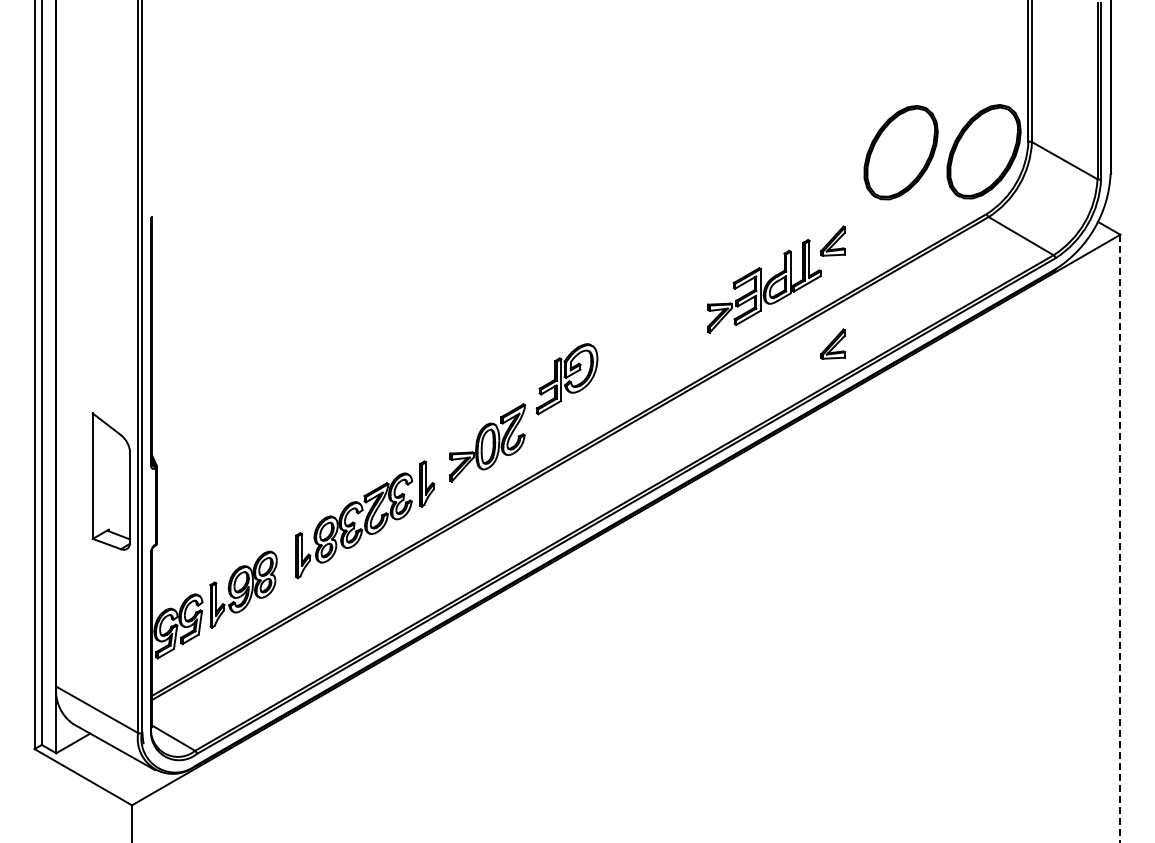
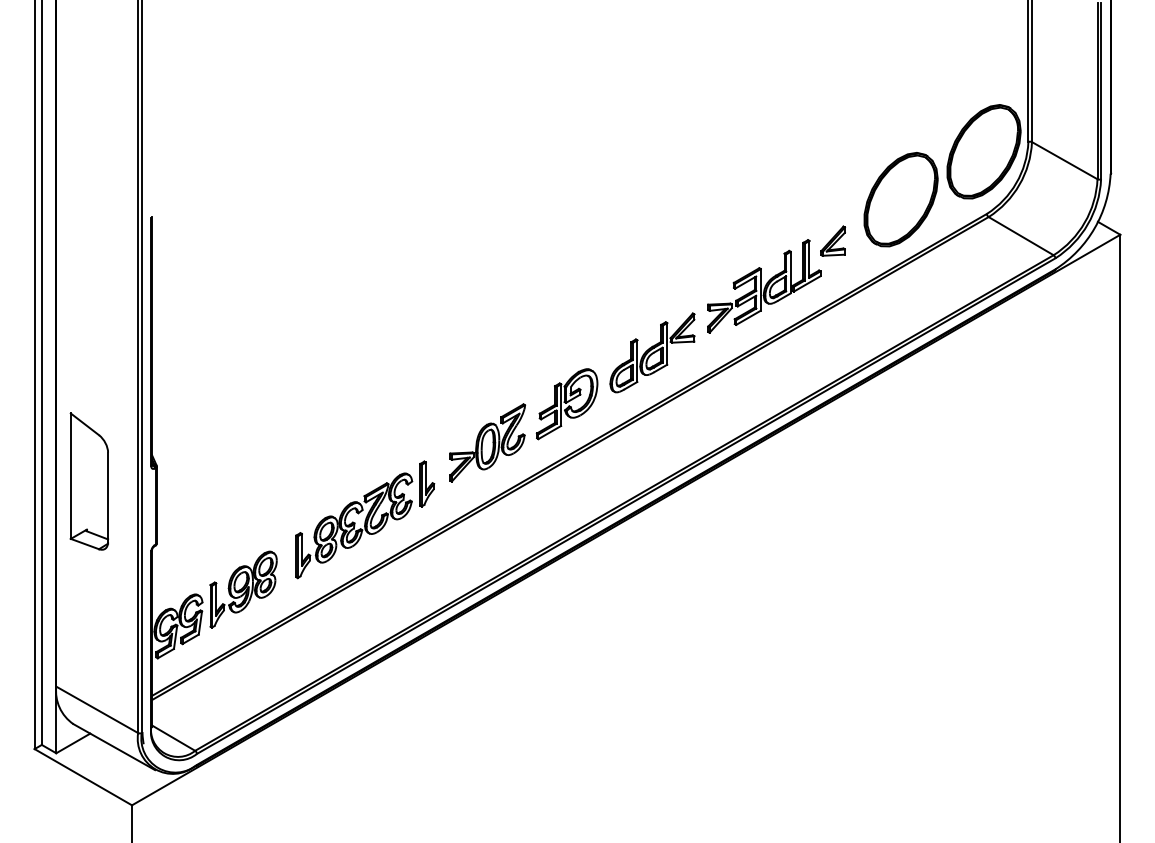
part position: (900, 152) -> (900, 199) (900, 199)
part: present -> none (832, 343)
part: none -> present (652, 352)
part position: (566, 379) -> (566, 404) (566, 404)
part position: (110, 481) -> (88, 481) (88, 481)
line: dashed -> solid (1120, 538)
